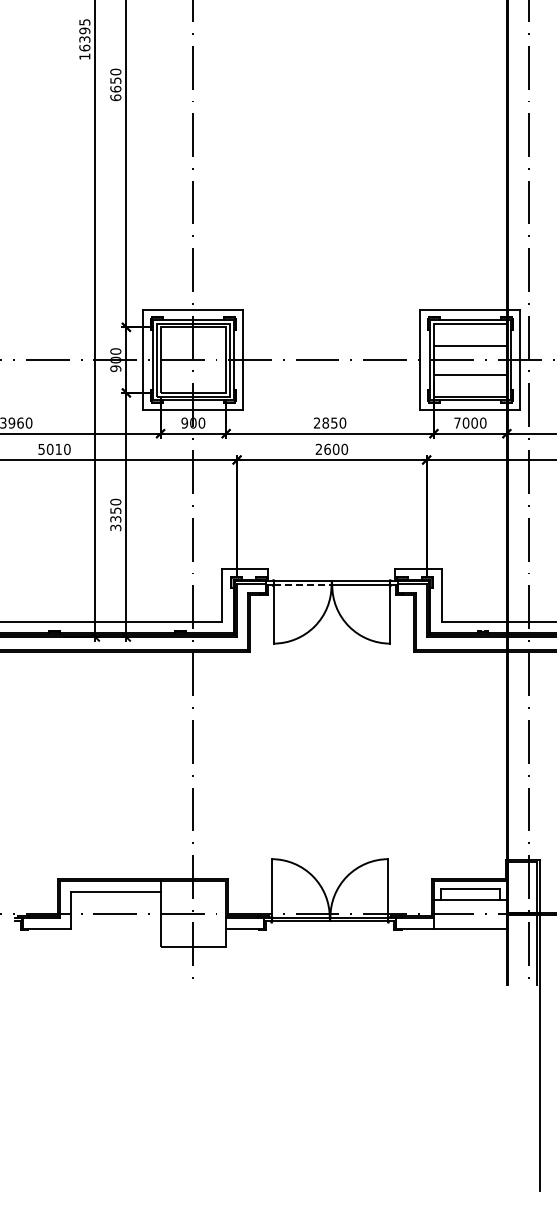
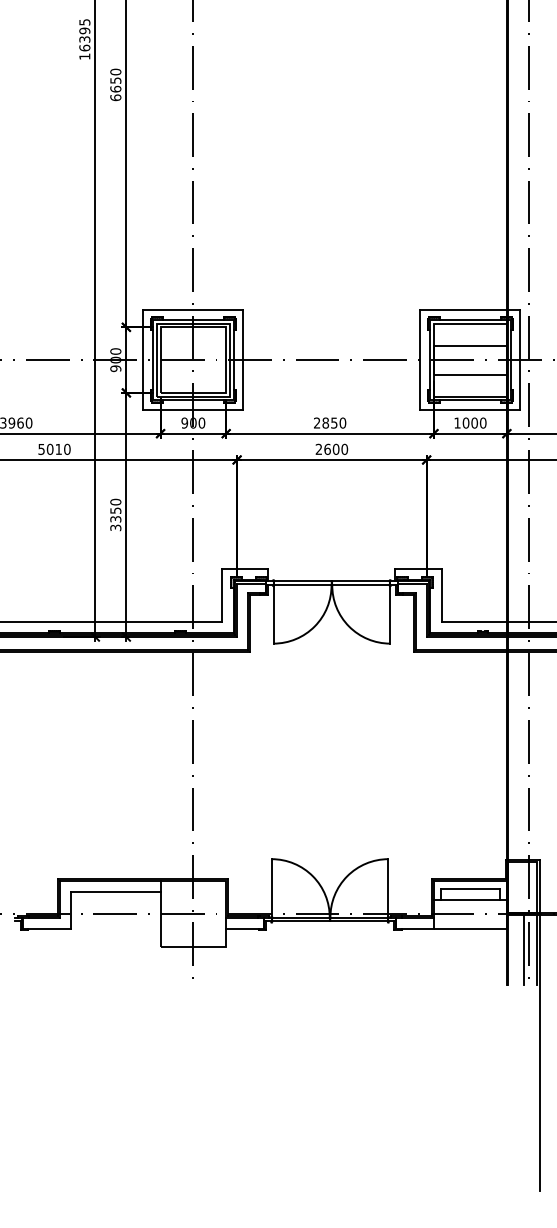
text: 7000 -> 1000 (457, 422)
line: dashed -> solid (302, 585)
line: none -> present (524, 949)
